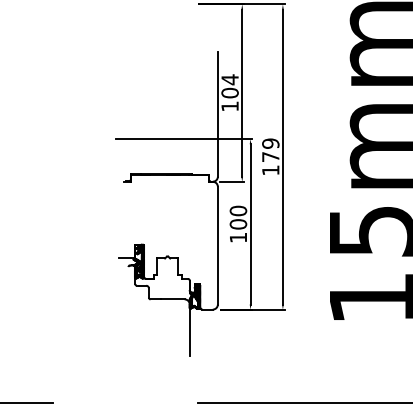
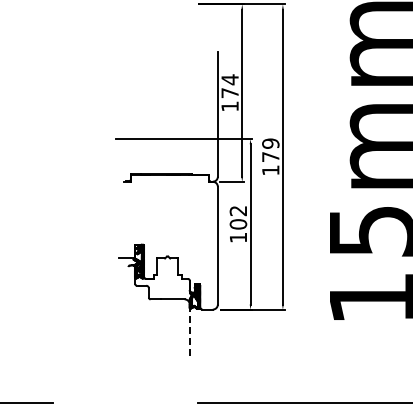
text: 104 -> 174 (229, 92)
text: 100 -> 102 (238, 210)
line: solid -> dashed (189, 330)
